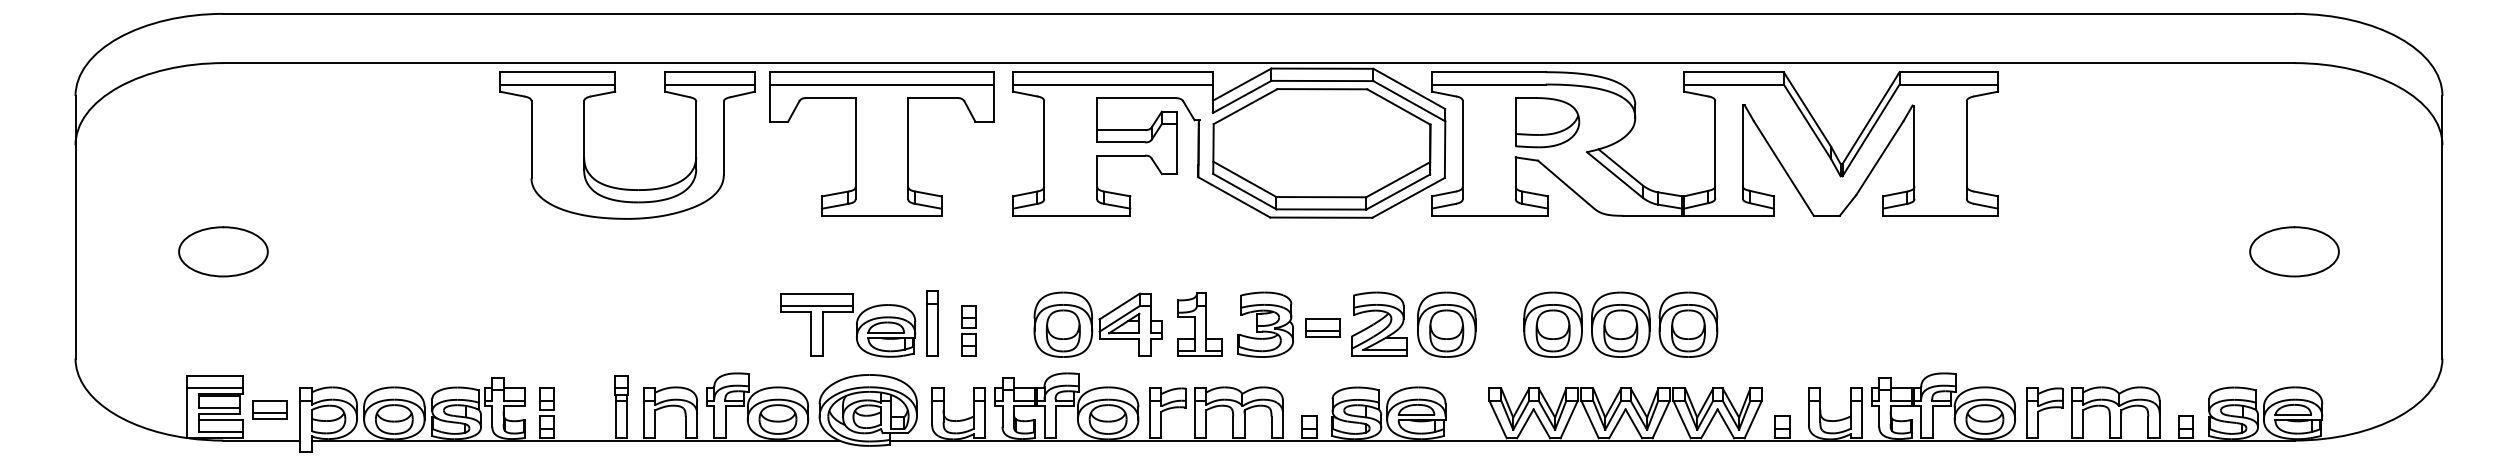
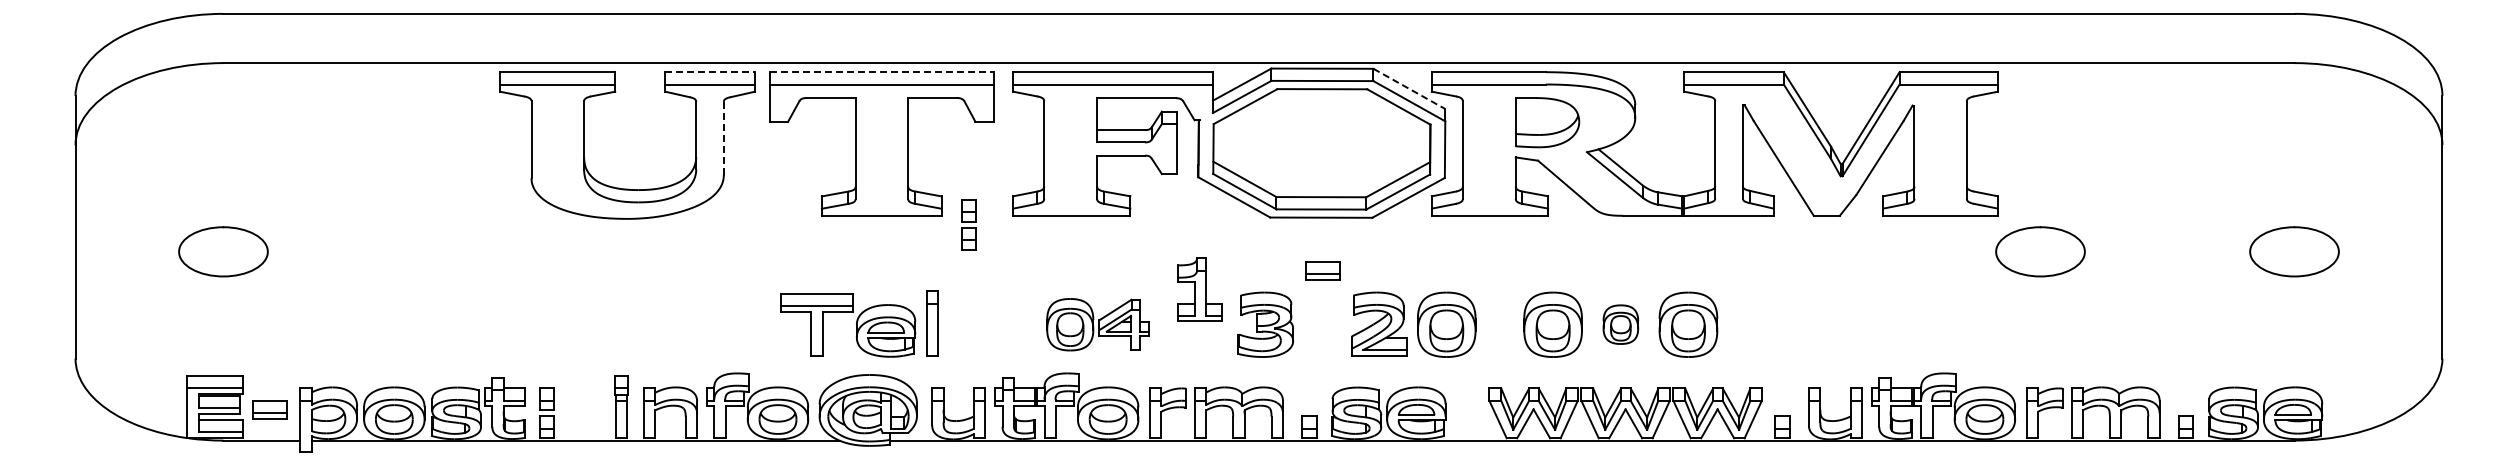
line: solid -> dashed (710, 72)
line: solid -> dashed (882, 72)
line: solid -> dashed (1409, 89)
line: solid -> dashed (723, 137)
part: none -> present (2040, 251)
part size: 130x67 px -> 104x54 px (1097, 324)
part position: (1199, 324) -> (1199, 289) (1199, 289)
part size: 60x67 px -> 38x41 px (1620, 324)
part position: (1322, 327) -> (1322, 270) (1322, 270)
part position: (968, 330) -> (968, 224) (968, 224)
